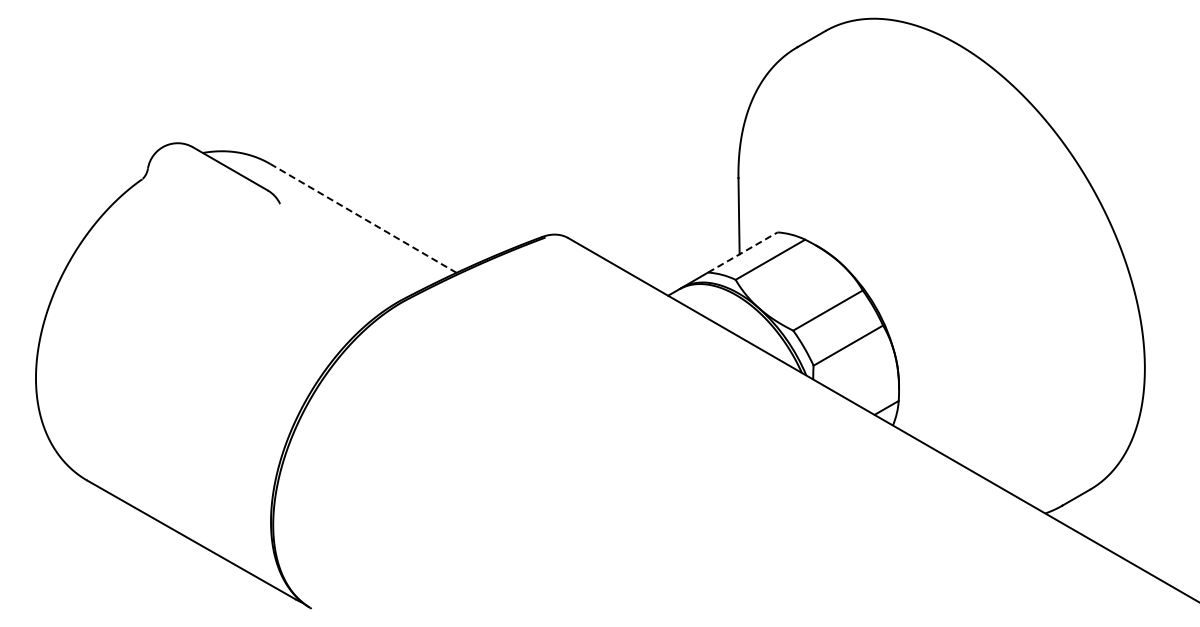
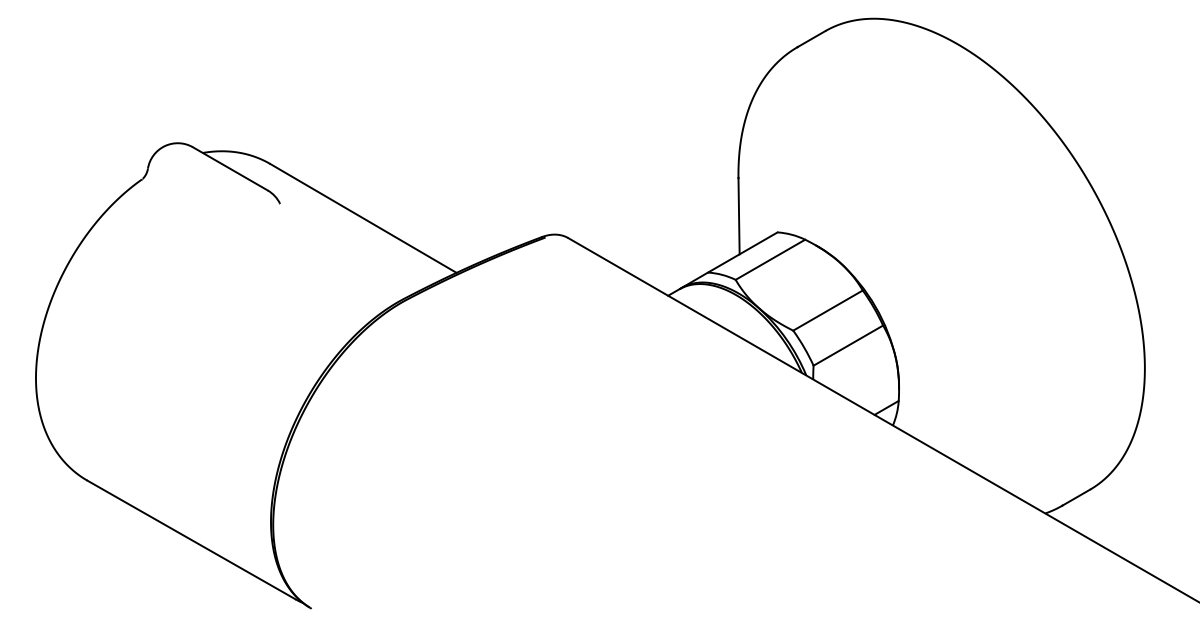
line: dashed -> solid (363, 218)
line: dashed -> solid (743, 252)
